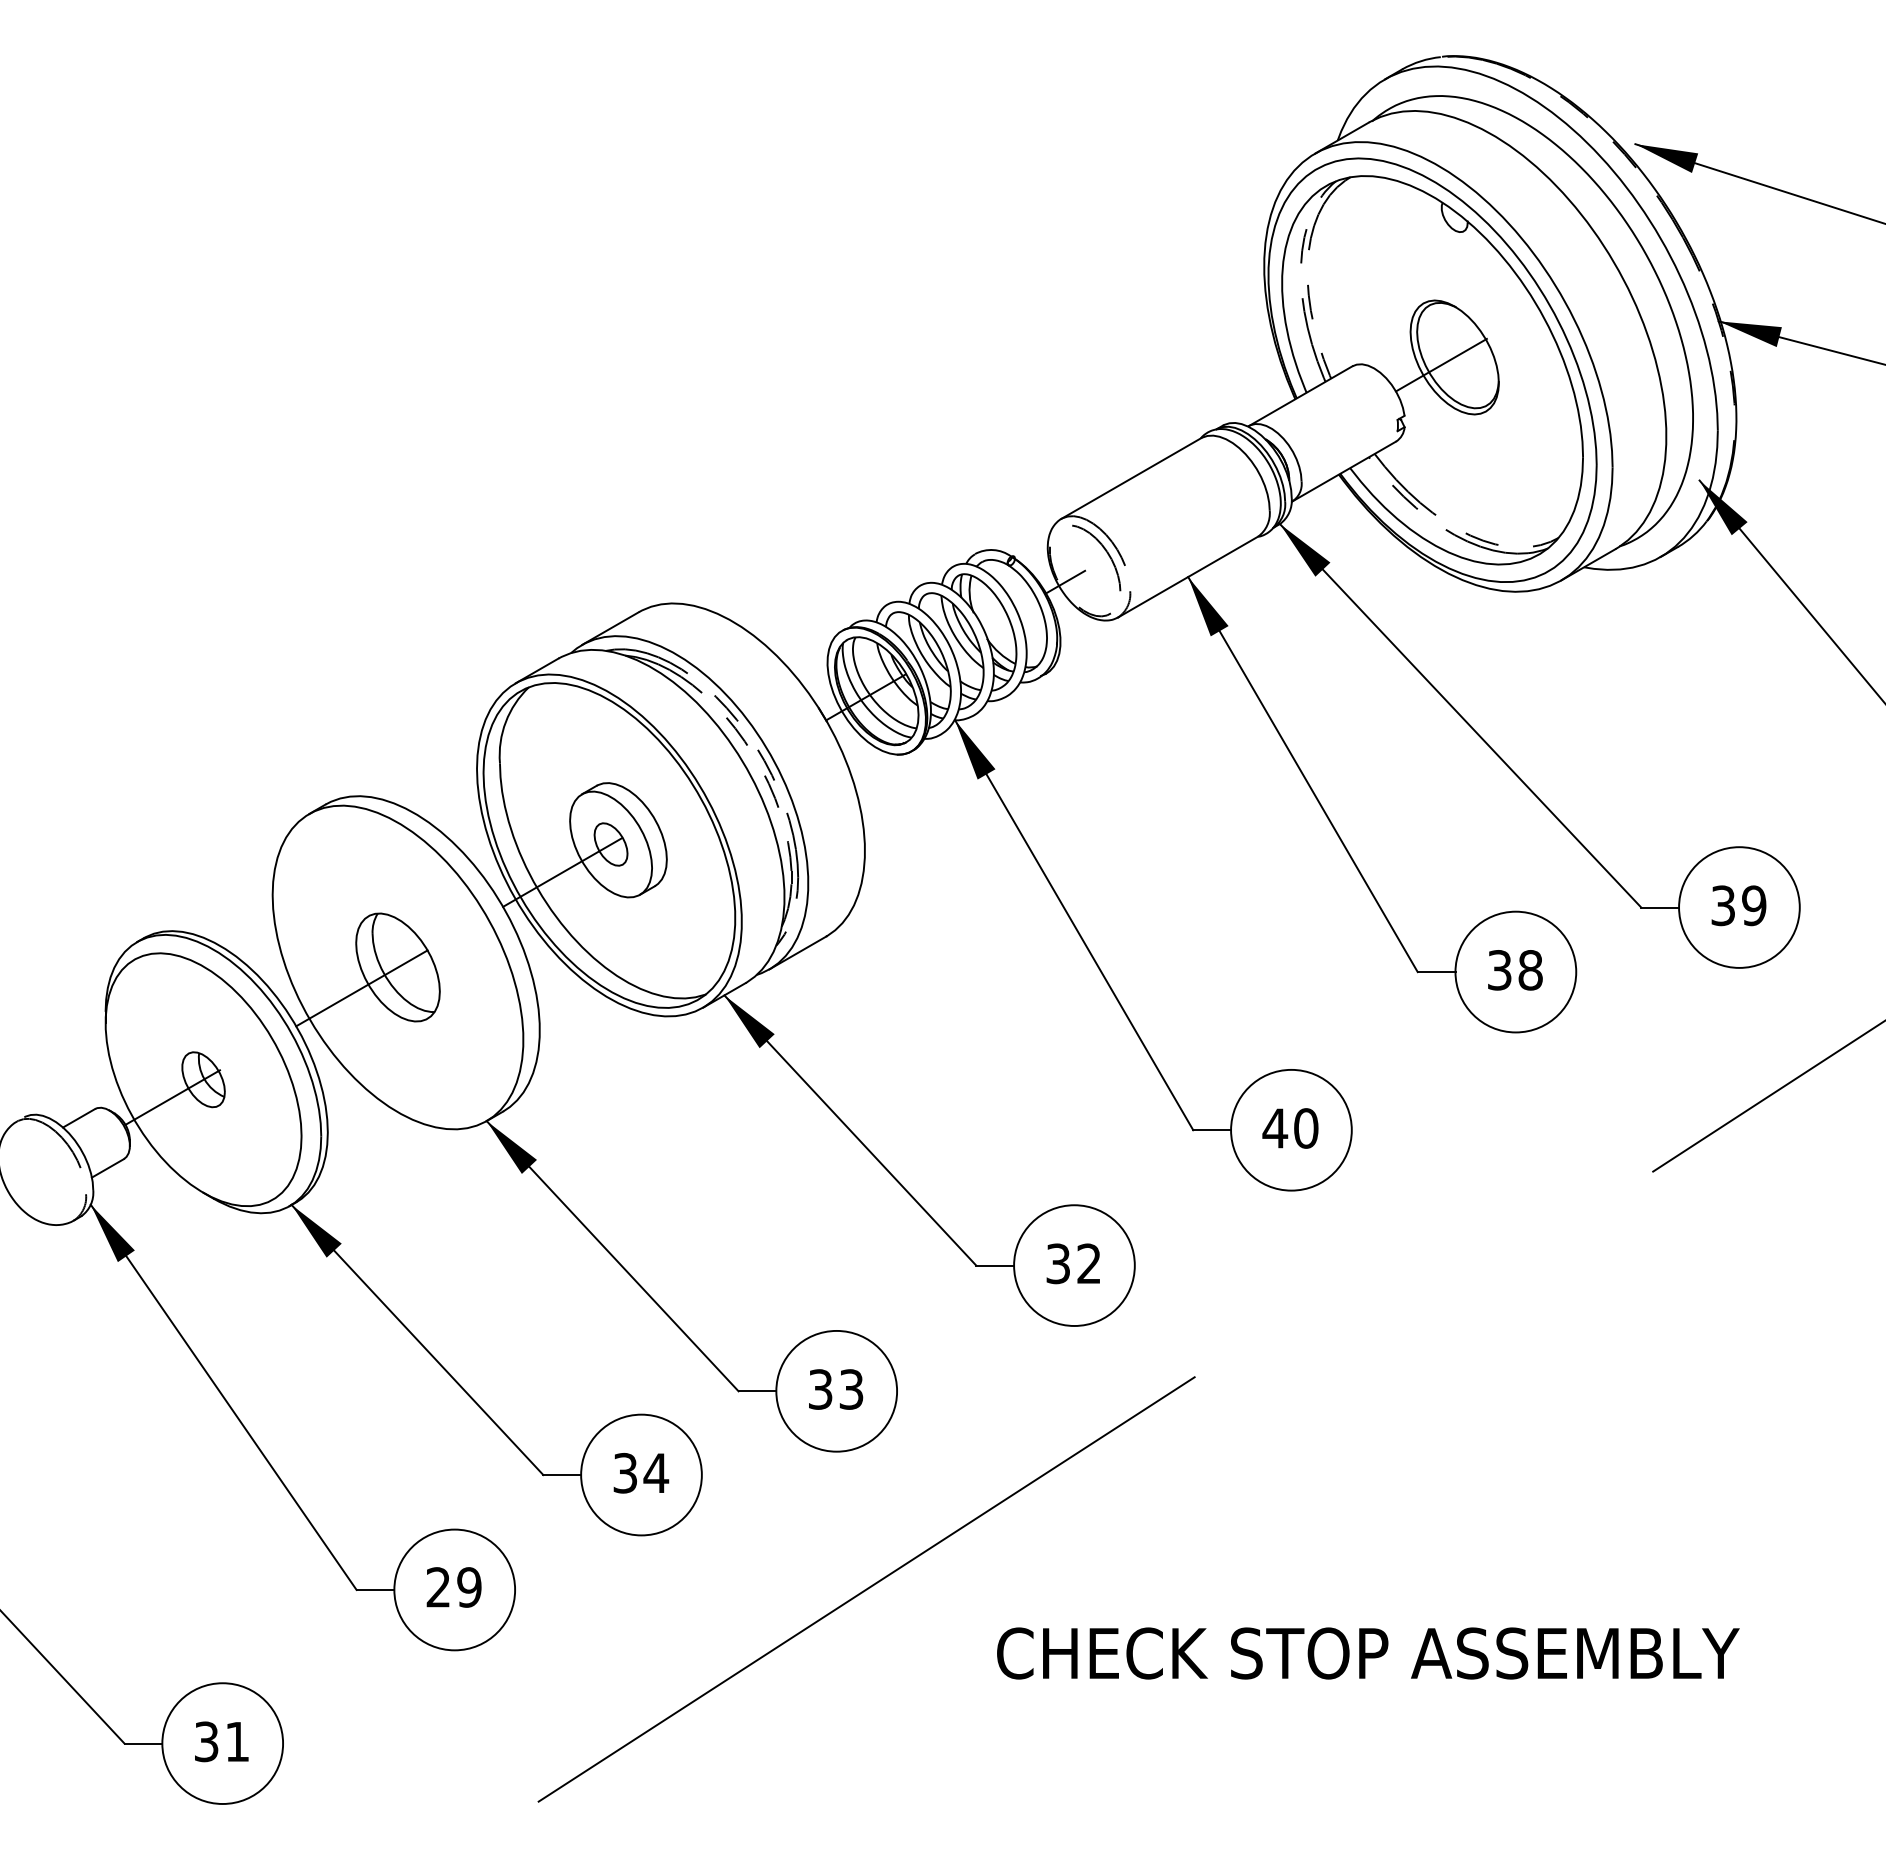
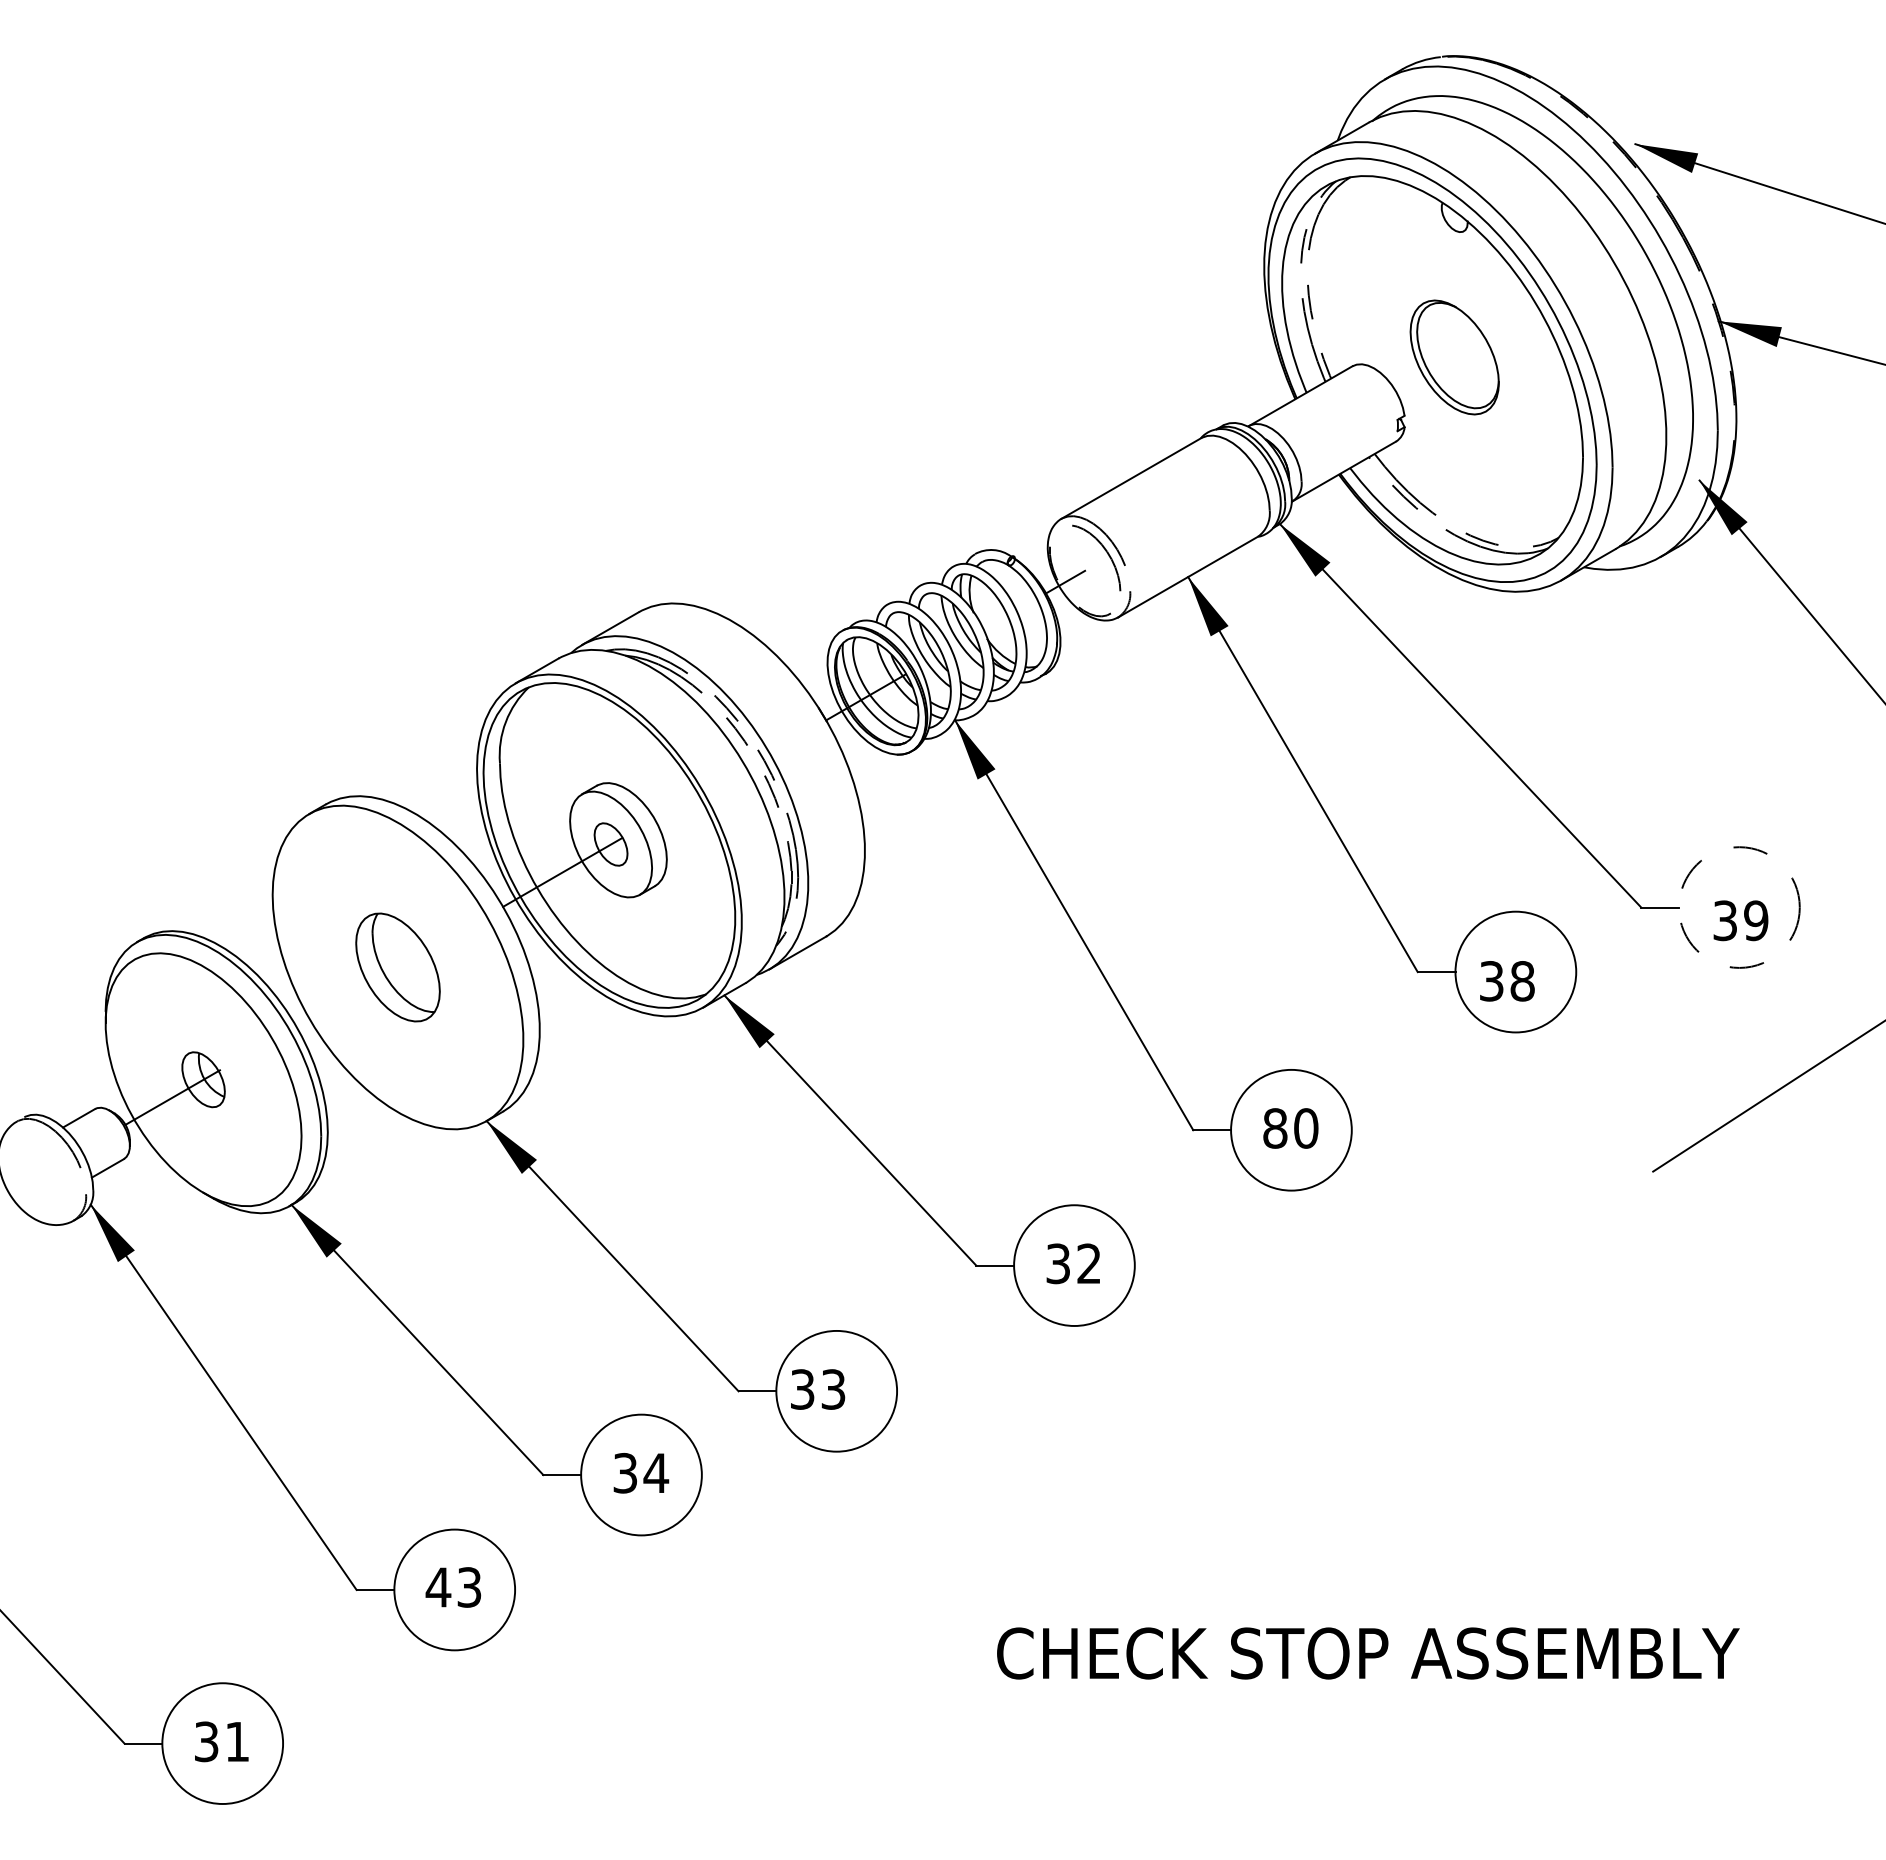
line: present -> none (1440, 364)
text position: (1738, 905) -> (1740, 920) (1740, 920)
circle: solid -> dashed (1739, 907)
text position: (1515, 970) -> (1507, 981) (1507, 981)
line: present -> none (361, 988)
text: 40 -> 80 (1275, 1128)
text position: (836, 1389) -> (818, 1389) (818, 1389)
text: 29 -> 43 (453, 1587)
line: present -> none (866, 1589)
